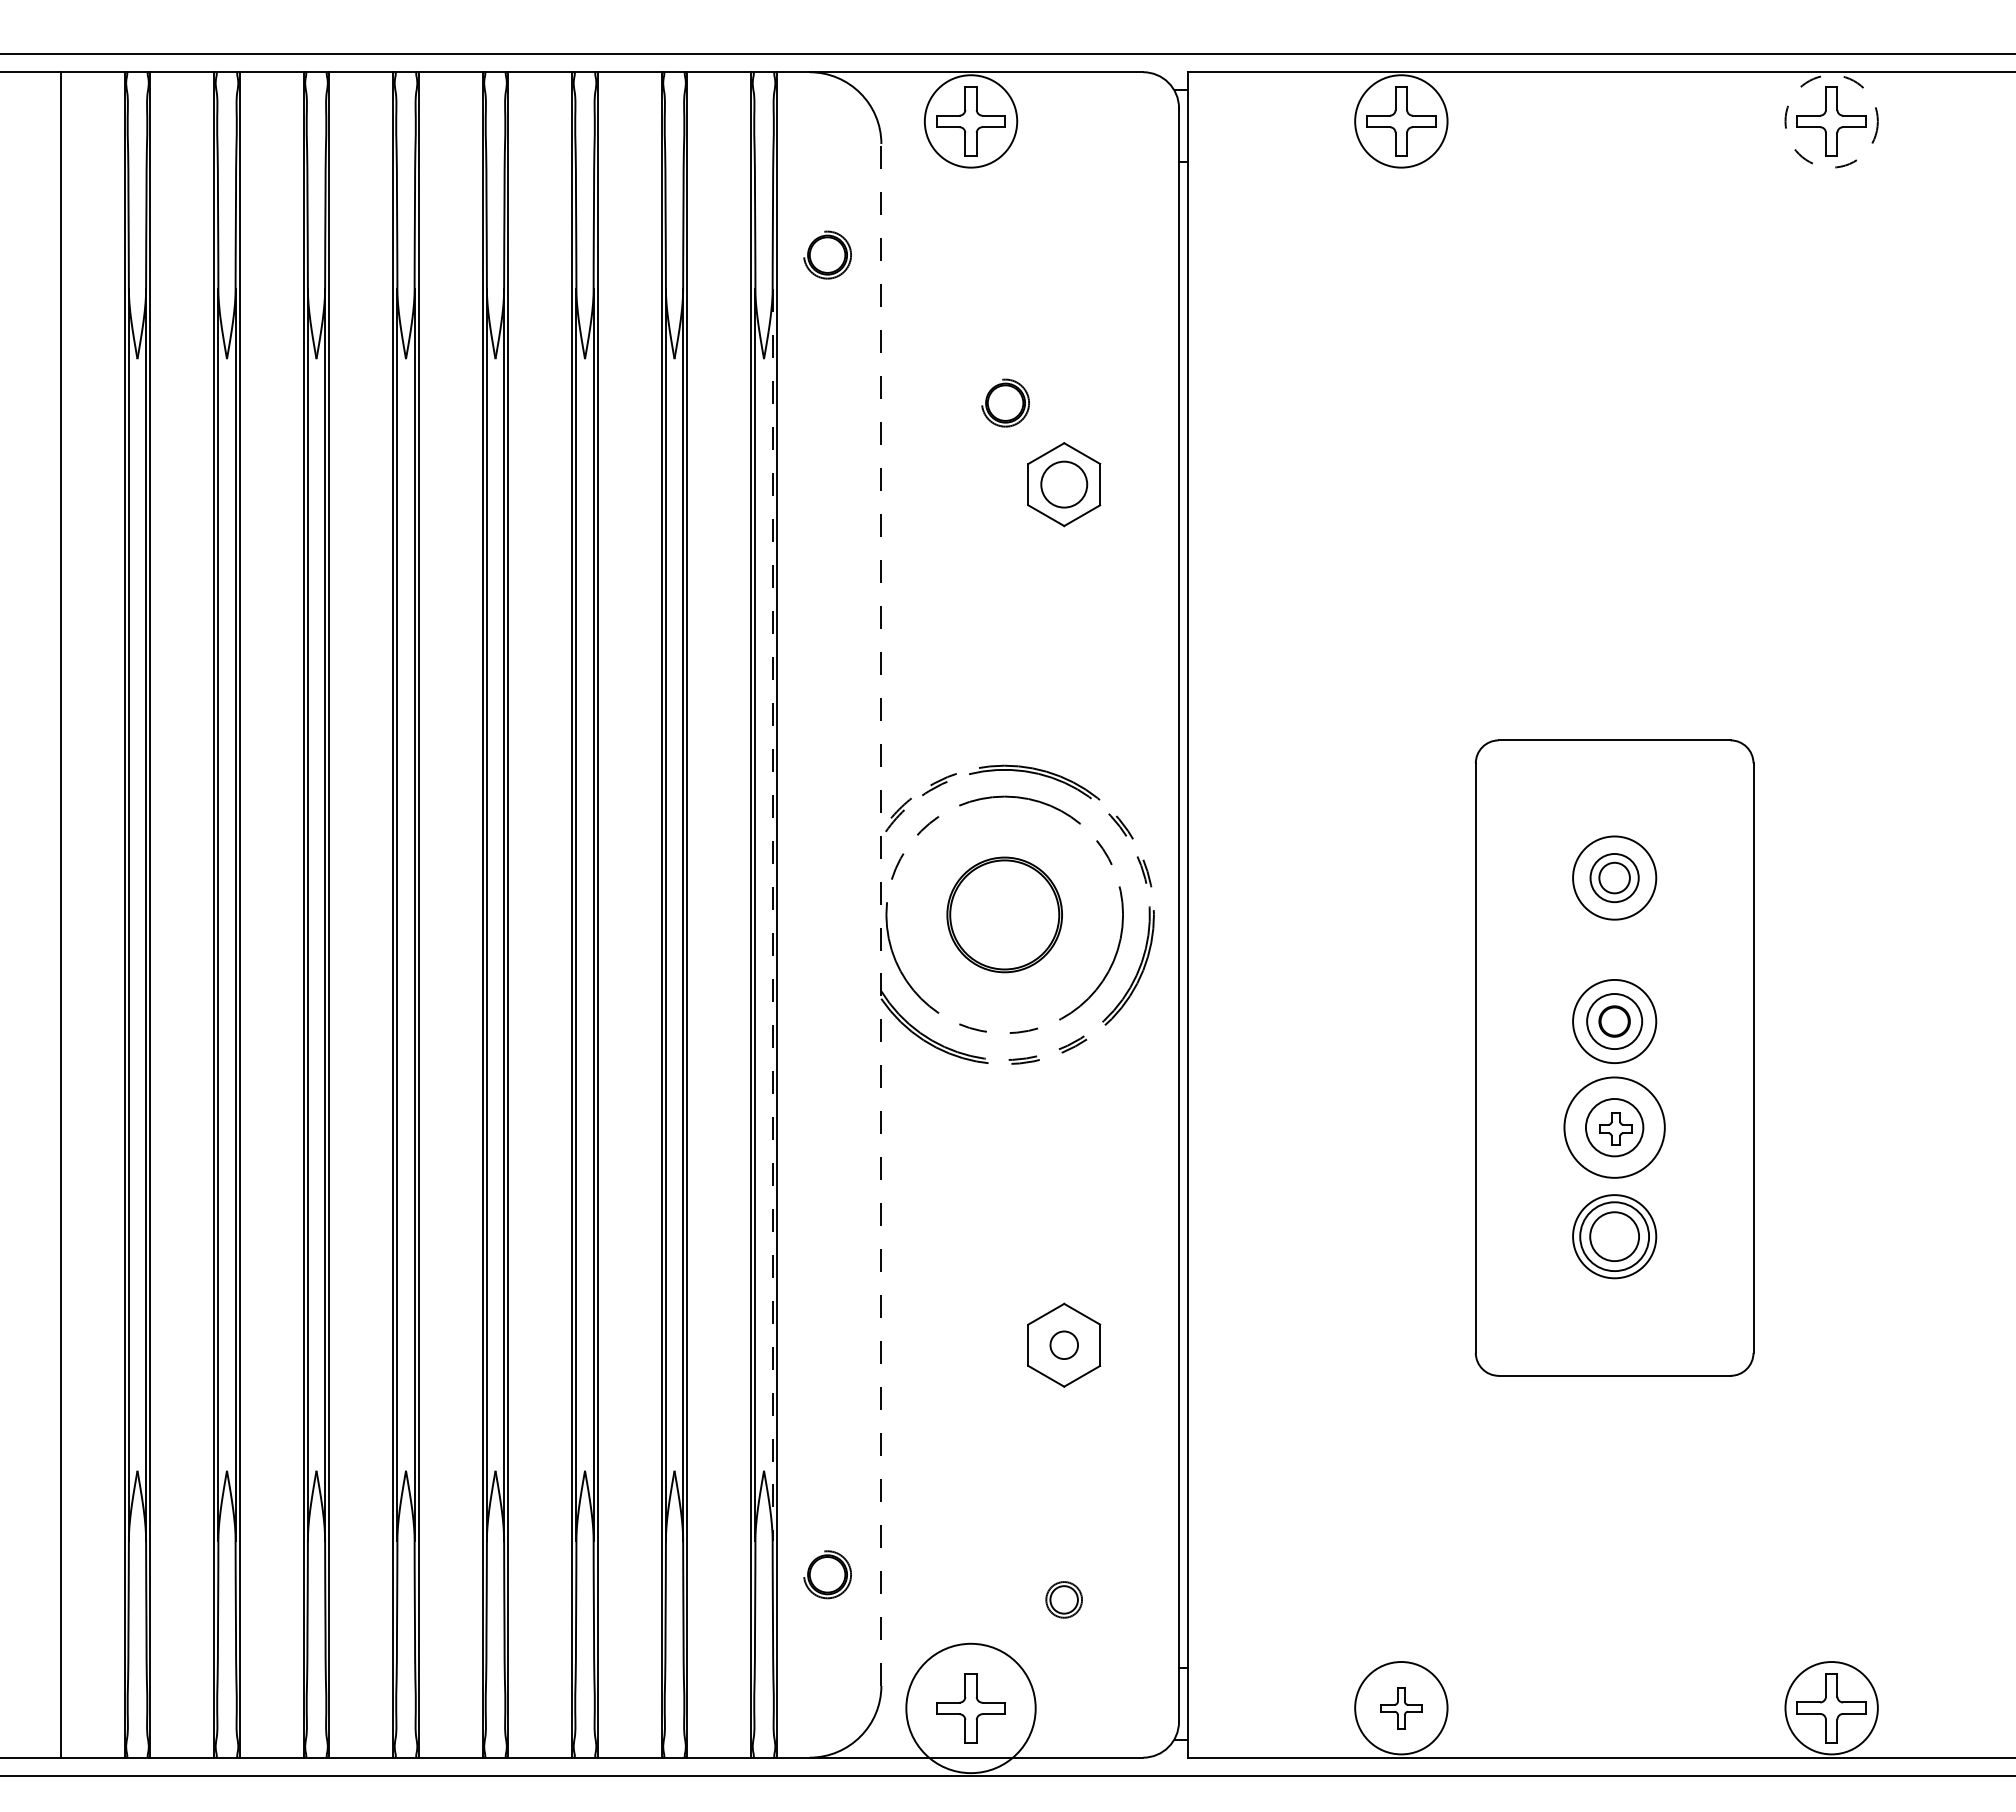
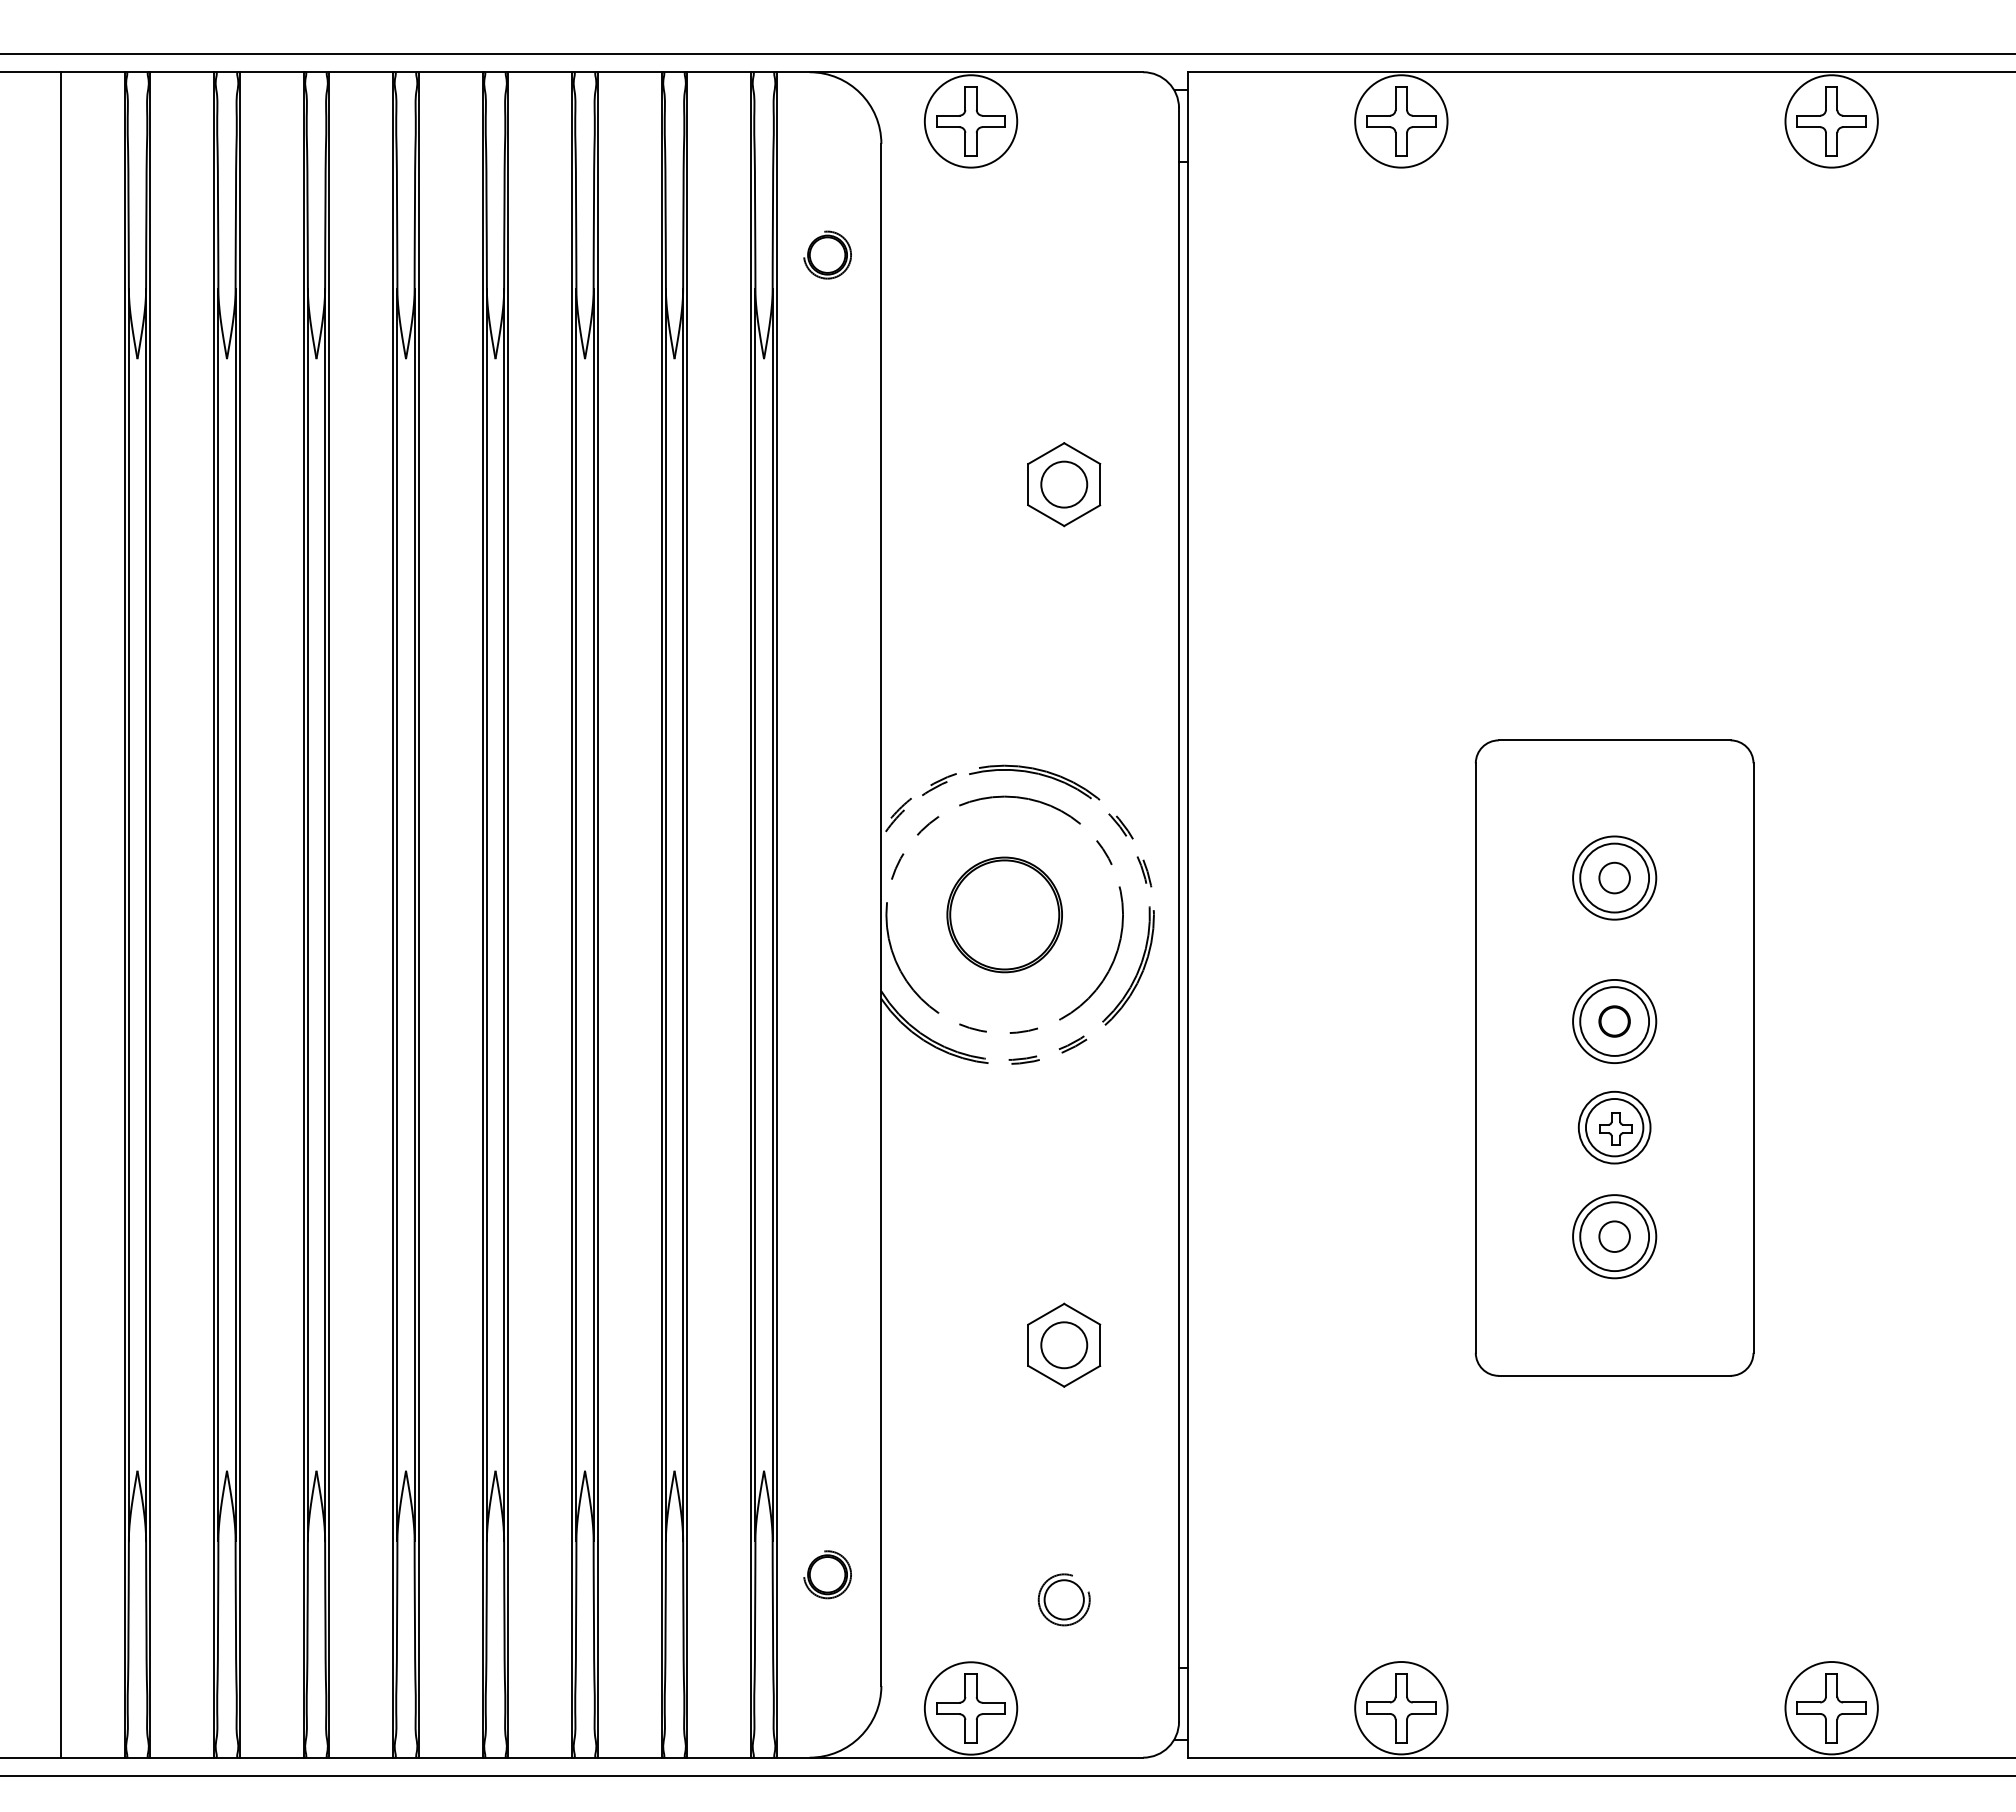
circle: dashed -> solid (1831, 121)
part: present -> none (1005, 402)
circle diameter: 48 px -> 69 px (1614, 877)
line: dashed -> solid (772, 914)
line: dashed -> solid (881, 914)
circle diameter: 55 px -> 69 px (1614, 1021)
circle diameter: 100 px -> 72 px (1614, 1127)
circle diameter: 49 px -> 31 px (1614, 1236)
circle diameter: 28 px -> 46 px (1064, 1345)
part size: 38x38 px -> 54x54 px (1063, 1599)
circle diameter: 129 px -> 92 px (970, 1708)
part size: 43x43 px -> 71x71 px (1401, 1708)
